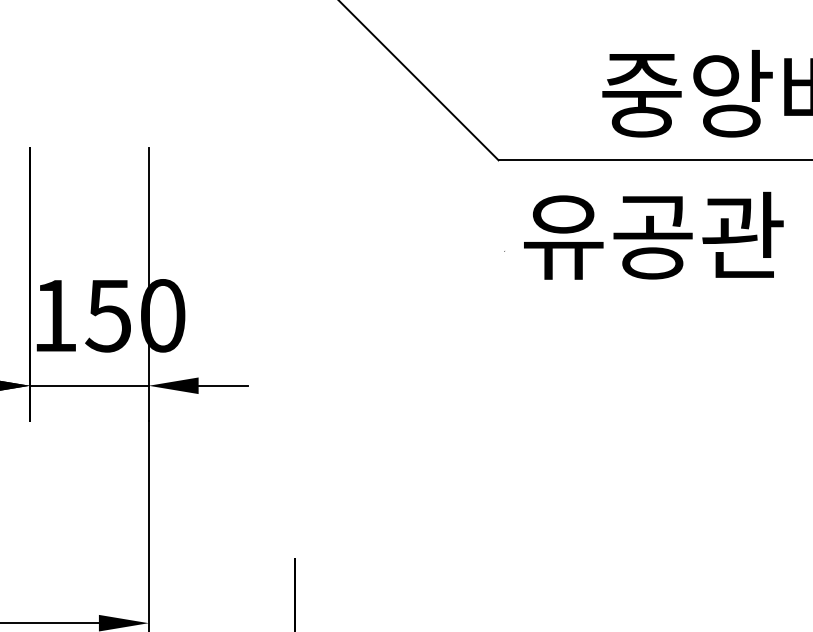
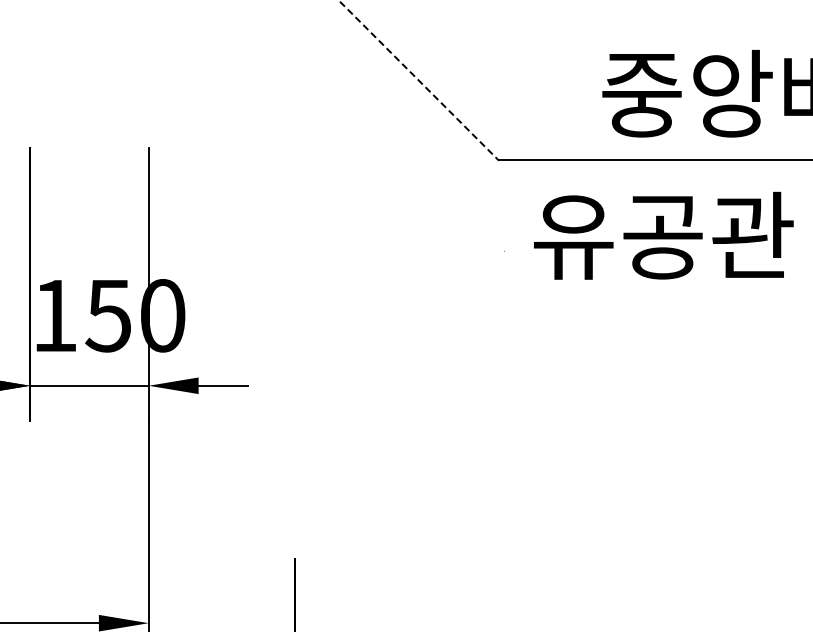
line: solid -> dashed (418, 80)
text position: (653, 235) -> (663, 235) (663, 235)
